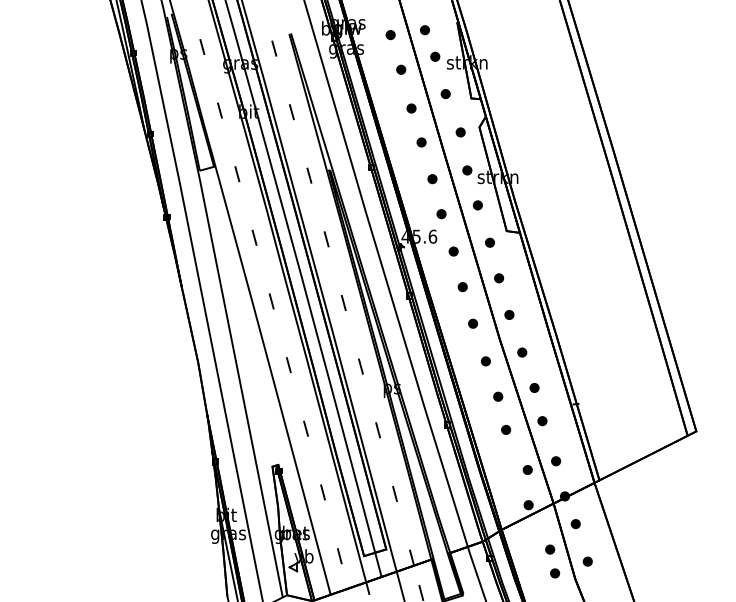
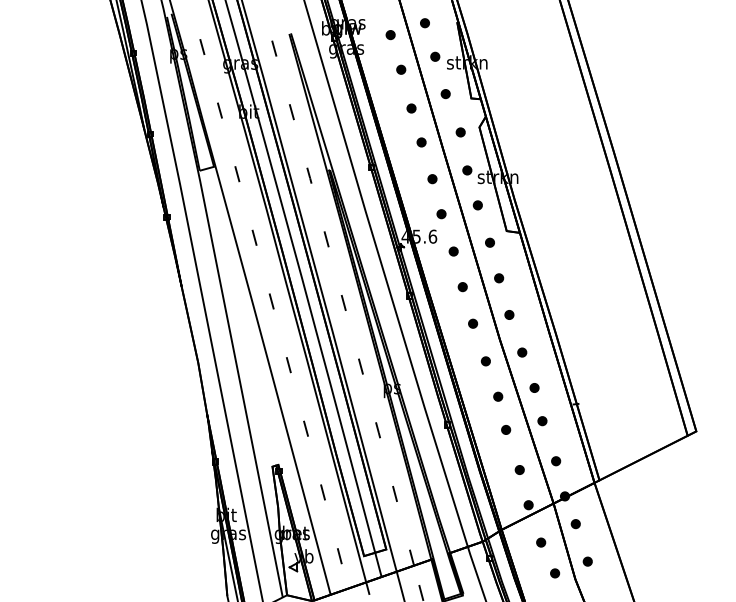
part position: (424, 30) -> (424, 23) (424, 23)
part position: (527, 469) -> (519, 469) (519, 469)
part position: (550, 549) -> (541, 542) (541, 542)
